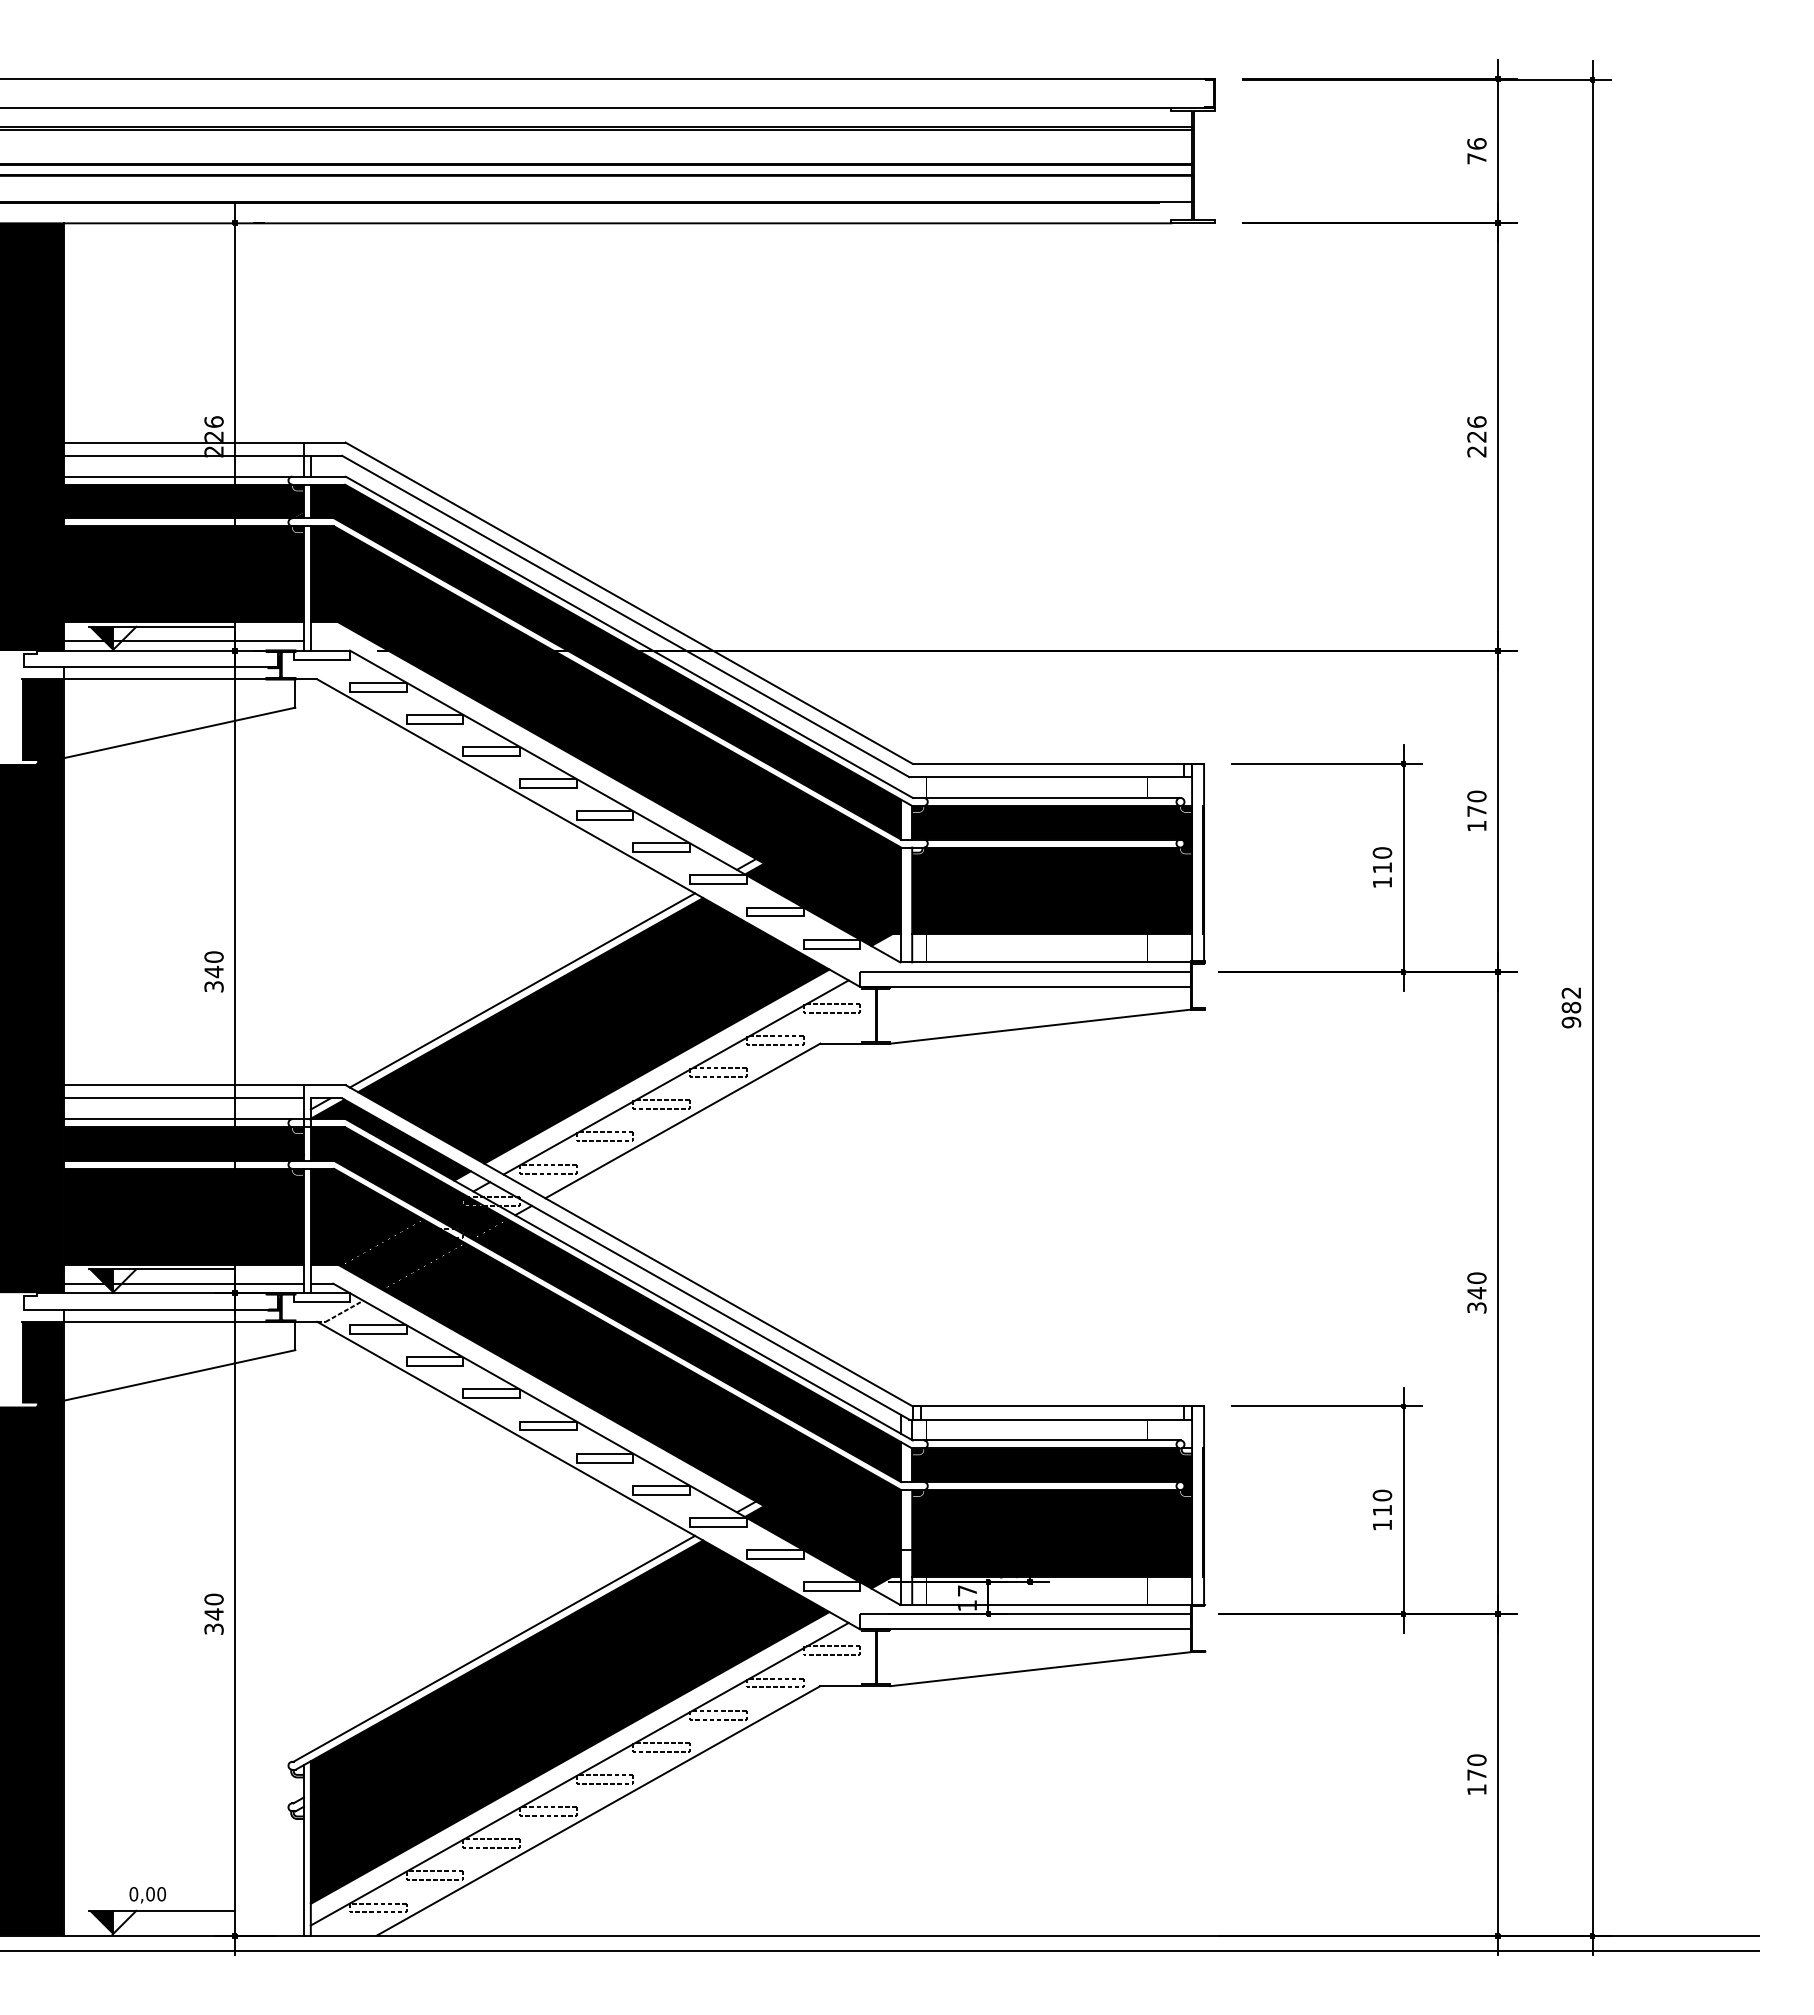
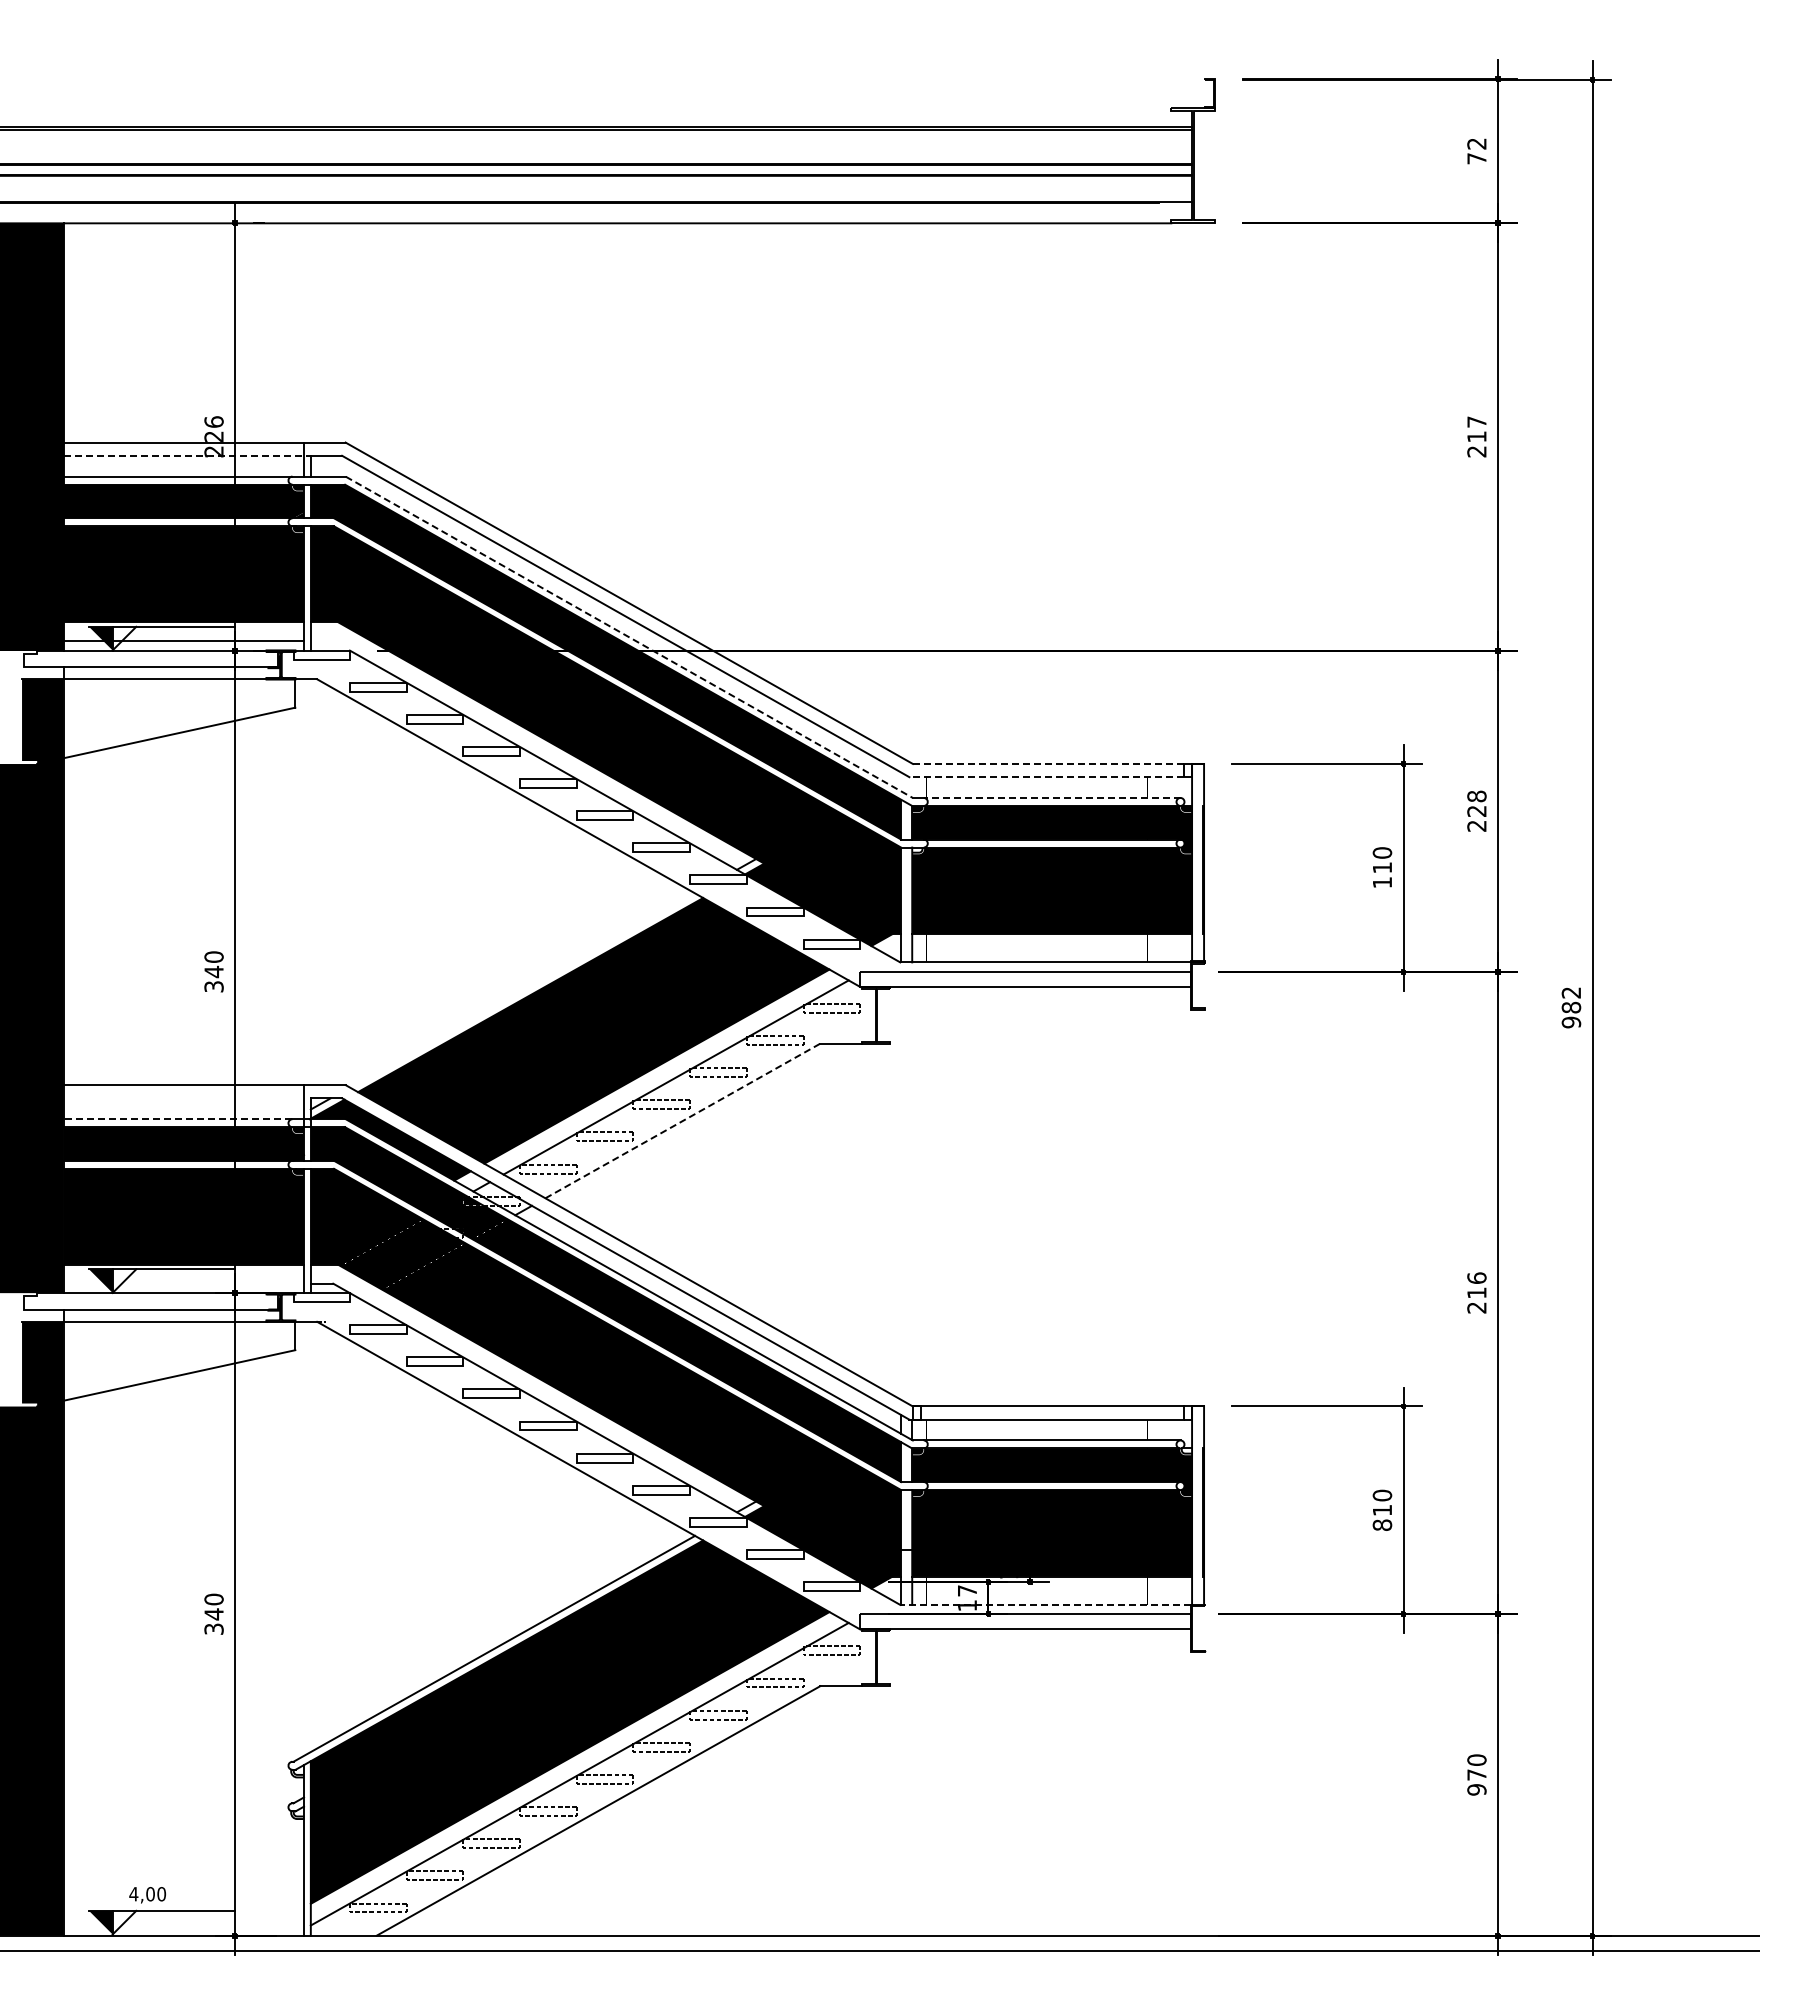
line: present -> none (608, 79)
line: present -> none (586, 107)
text: 76 -> 72 (1476, 143)
text: 226 -> 217 (1476, 429)
line: solid -> dashed (187, 455)
line: solid -> dashed (629, 637)
line: solid -> dashed (1048, 763)
line: solid -> dashed (1046, 777)
line: solid -> dashed (1051, 797)
text: 170 -> 228 (1476, 810)
line: present -> none (522, 990)
line: present -> none (1040, 1026)
line: present -> none (183, 1098)
line: solid -> dashed (177, 1119)
line: solid -> dashed (682, 1120)
line: present -> none (183, 1283)
text: 340 -> 216 (1476, 1292)
line: present -> none (344, 1310)
text: 110 -> 810 (1382, 1524)
line: solid -> dashed (1045, 1604)
line: present -> none (1040, 1669)
text: 170 -> 970 (1476, 1789)
text: 0,00 -> 4,00 (133, 1894)
